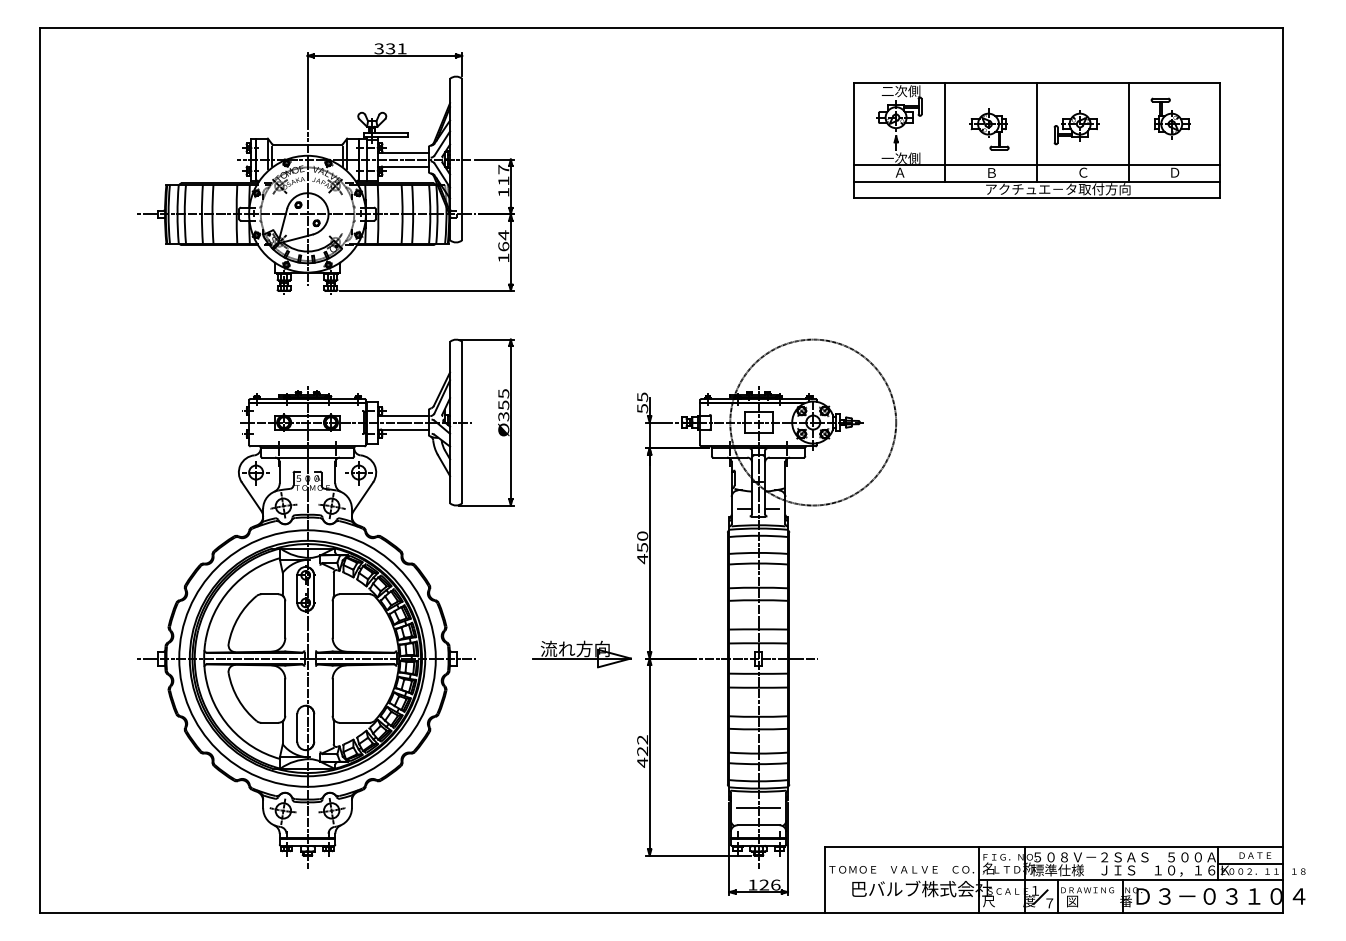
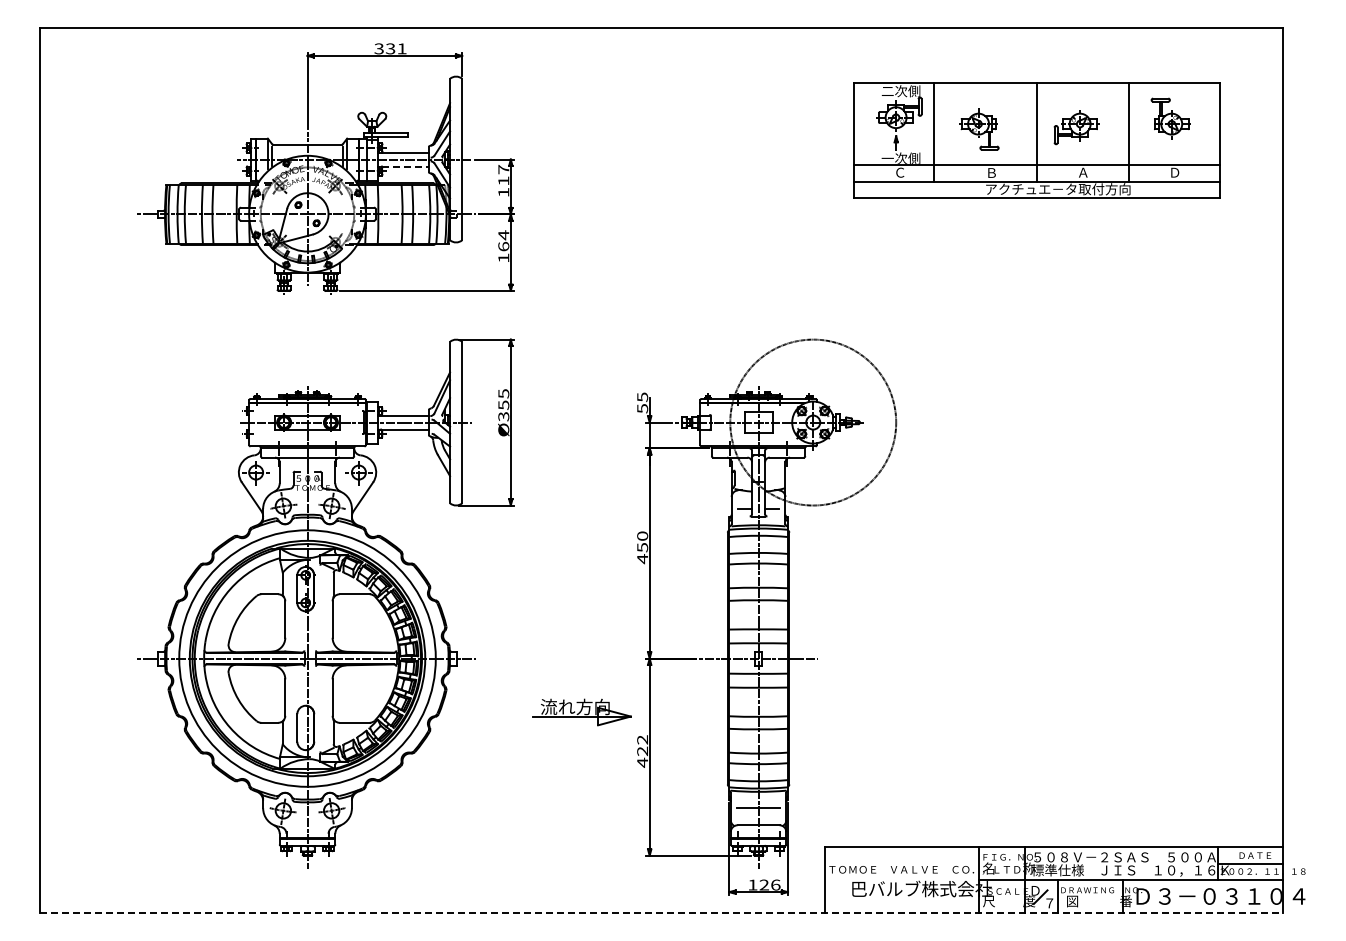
part position: (989, 129) -> (979, 129) (979, 129)
line position: (945, 132) -> (934, 132) (934, 132)
line: solid -> dashed (405, 166)
text: Ａ -> Ｃ (899, 172)
text: Ｃ -> Ａ (1083, 172)
part position: (581, 654) -> (581, 712) (581, 712)
text: １ -> Ｄ (1035, 890)
line: solid -> dashed (662, 912)
